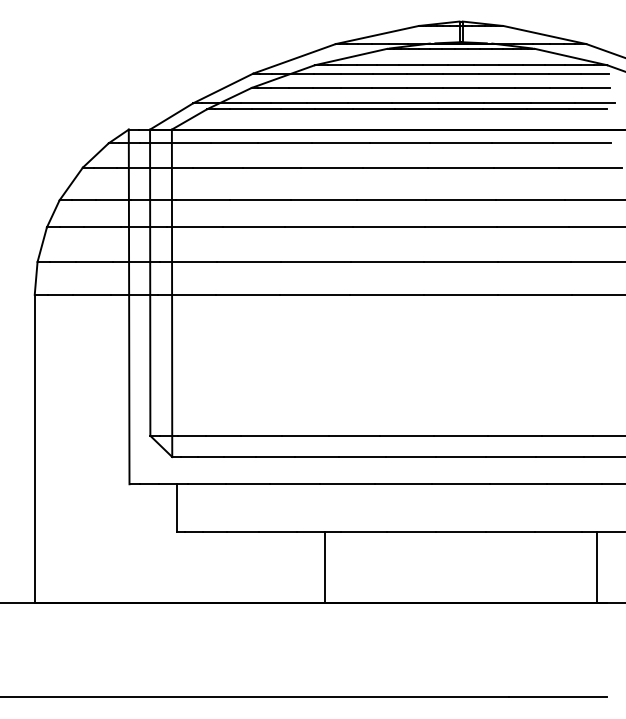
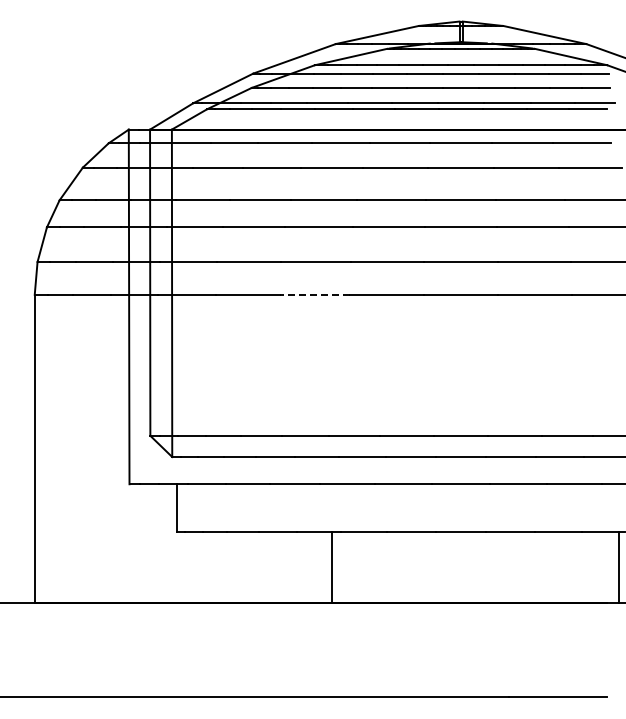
line: solid -> dashed (314, 294)
line position: (325, 566) -> (332, 566) (332, 566)
line position: (596, 566) -> (618, 566) (618, 566)
